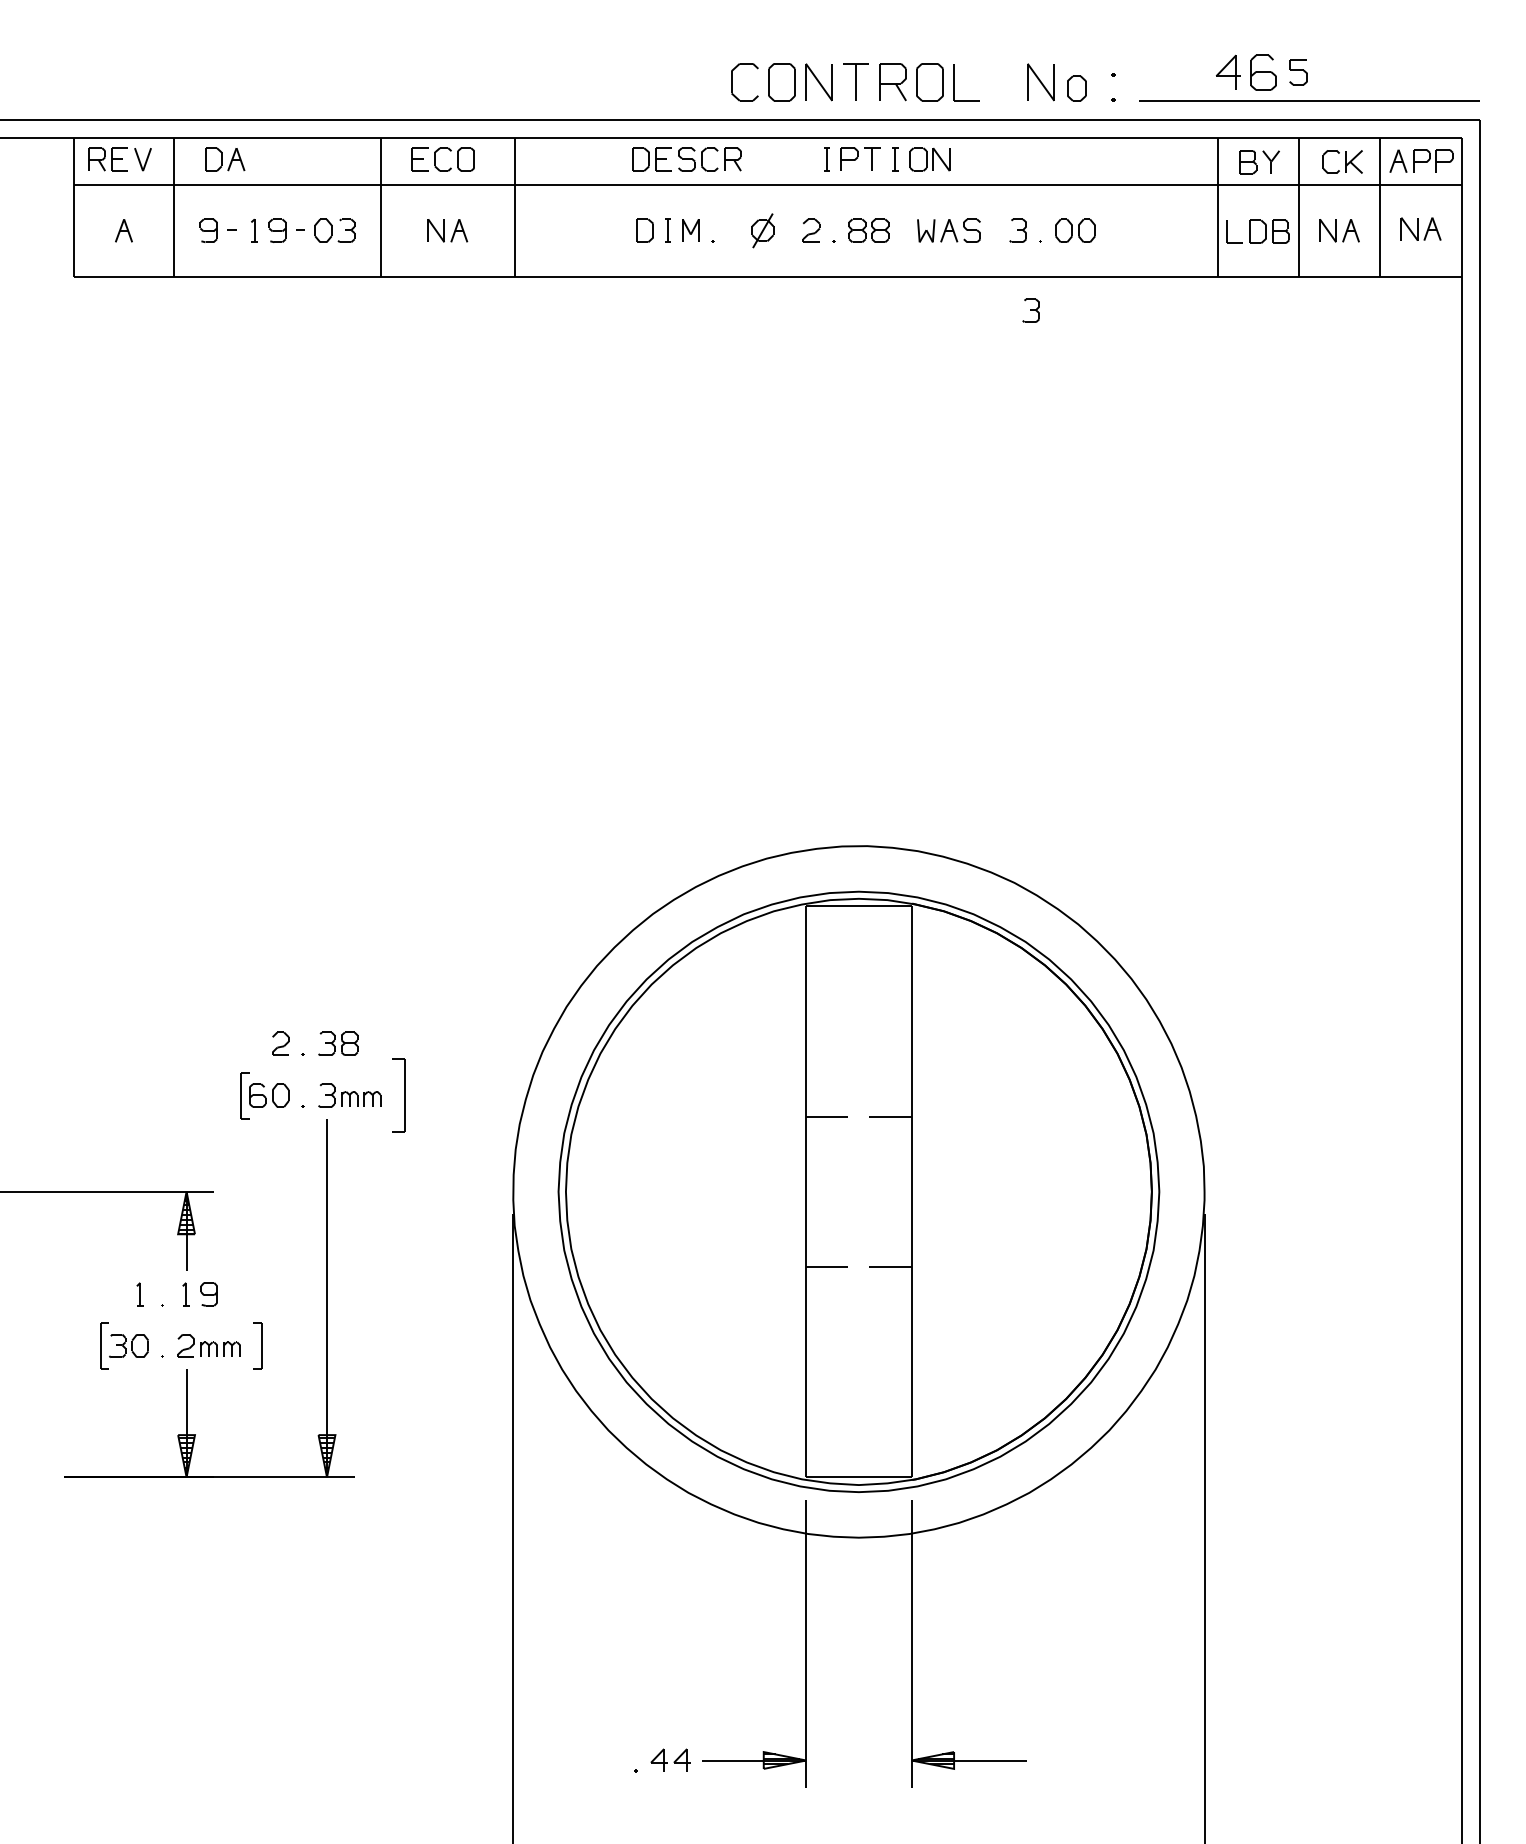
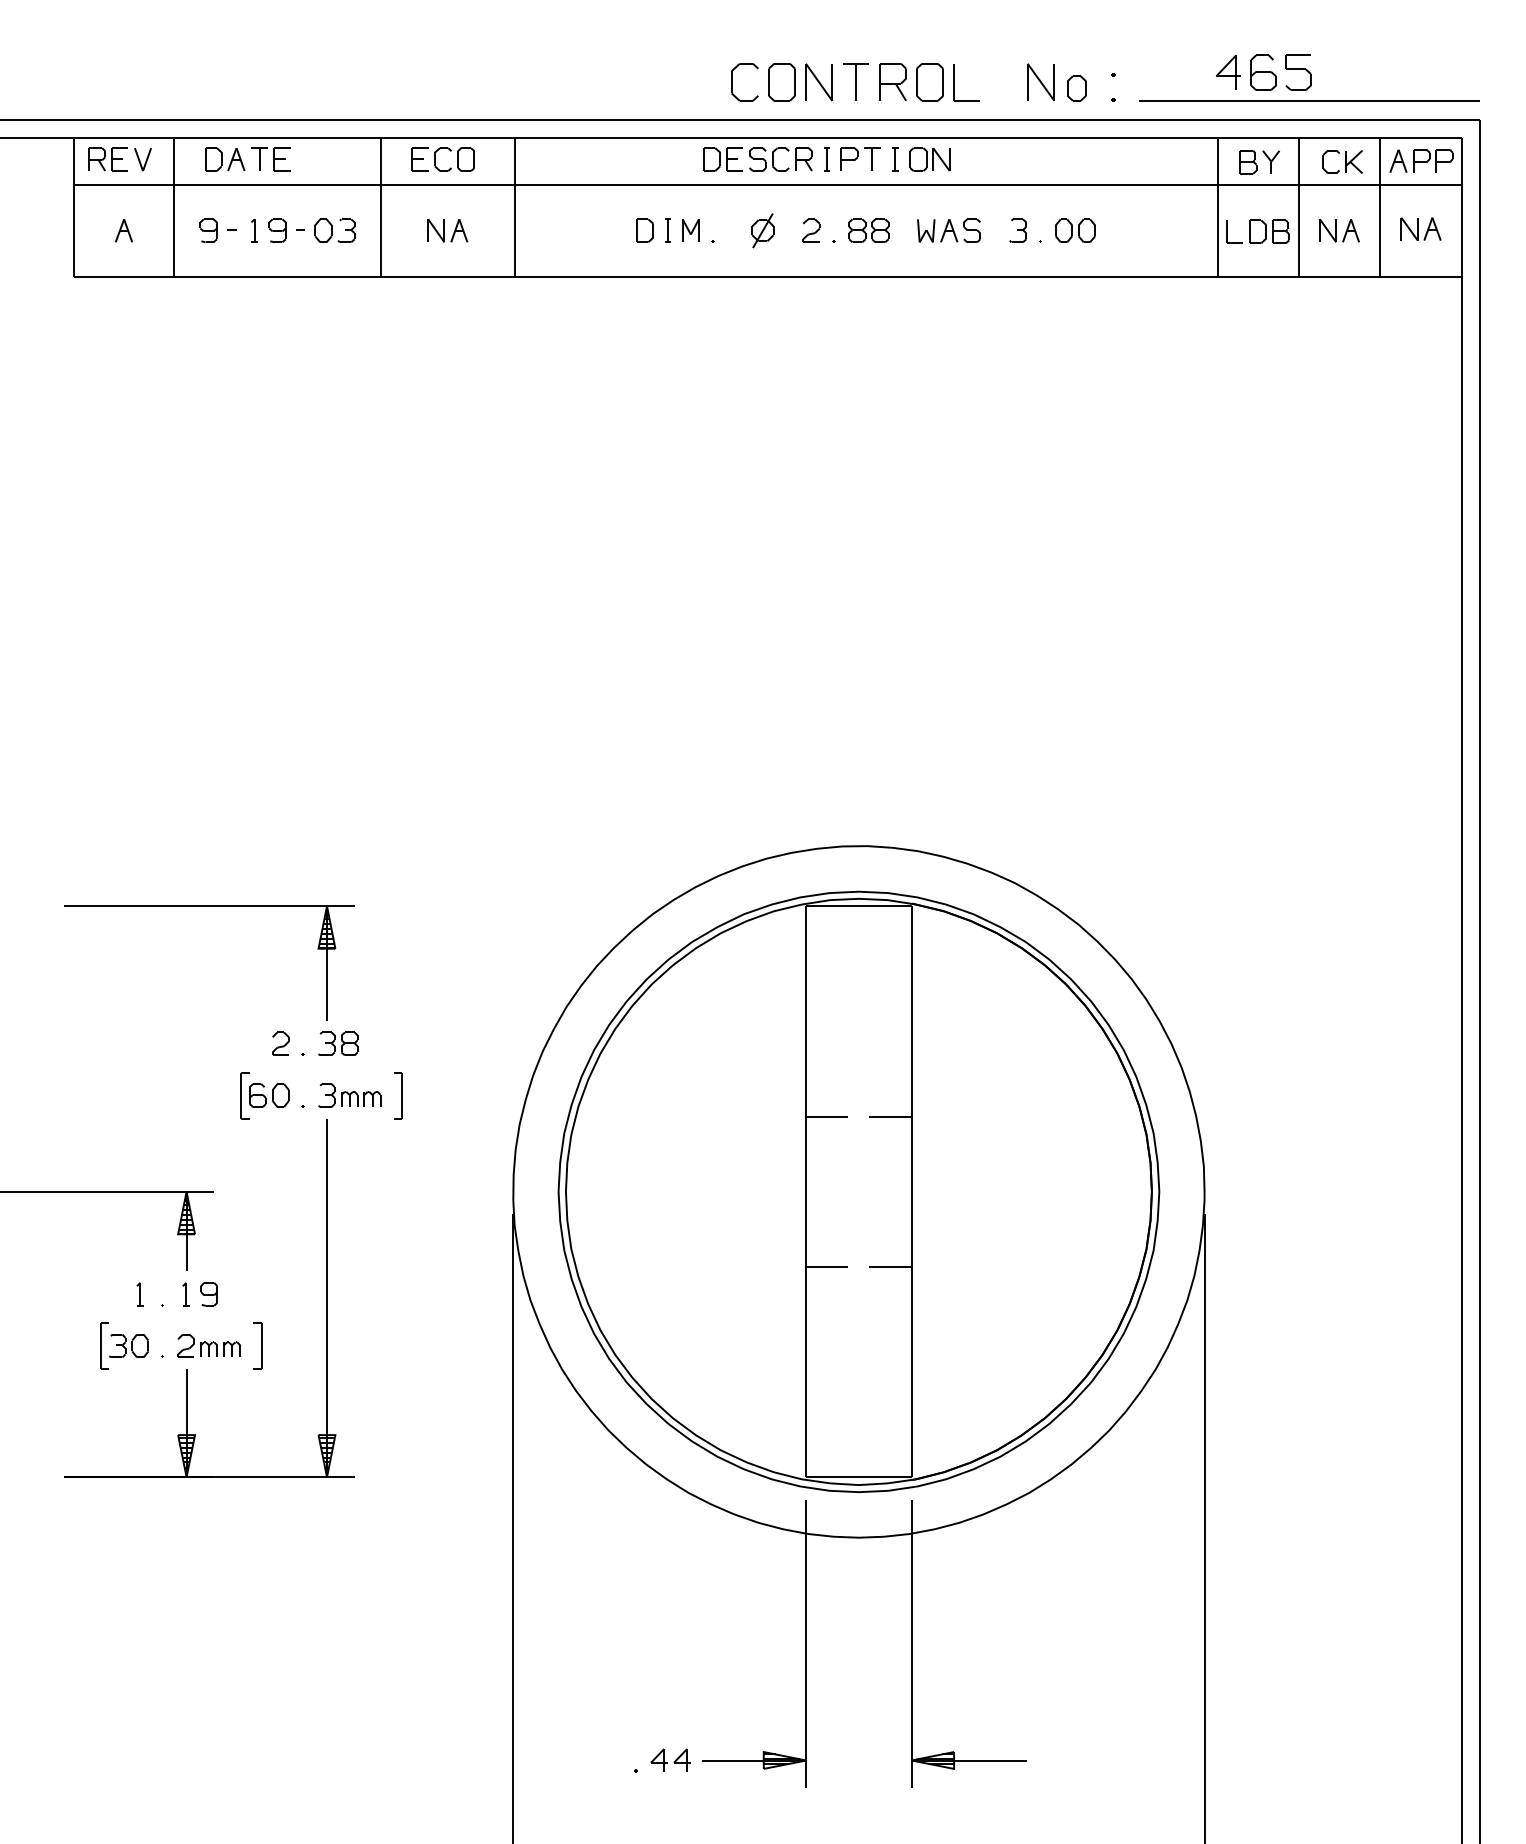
part size: 19x27 px -> 27x37 px (1298, 72)
part: none -> present (270, 159)
part position: (686, 159) -> (757, 159) (757, 159)
part: present -> none (1030, 310)
part: none -> present (209, 906)
part size: 14x75 px -> 9x48 px (398, 1095)
